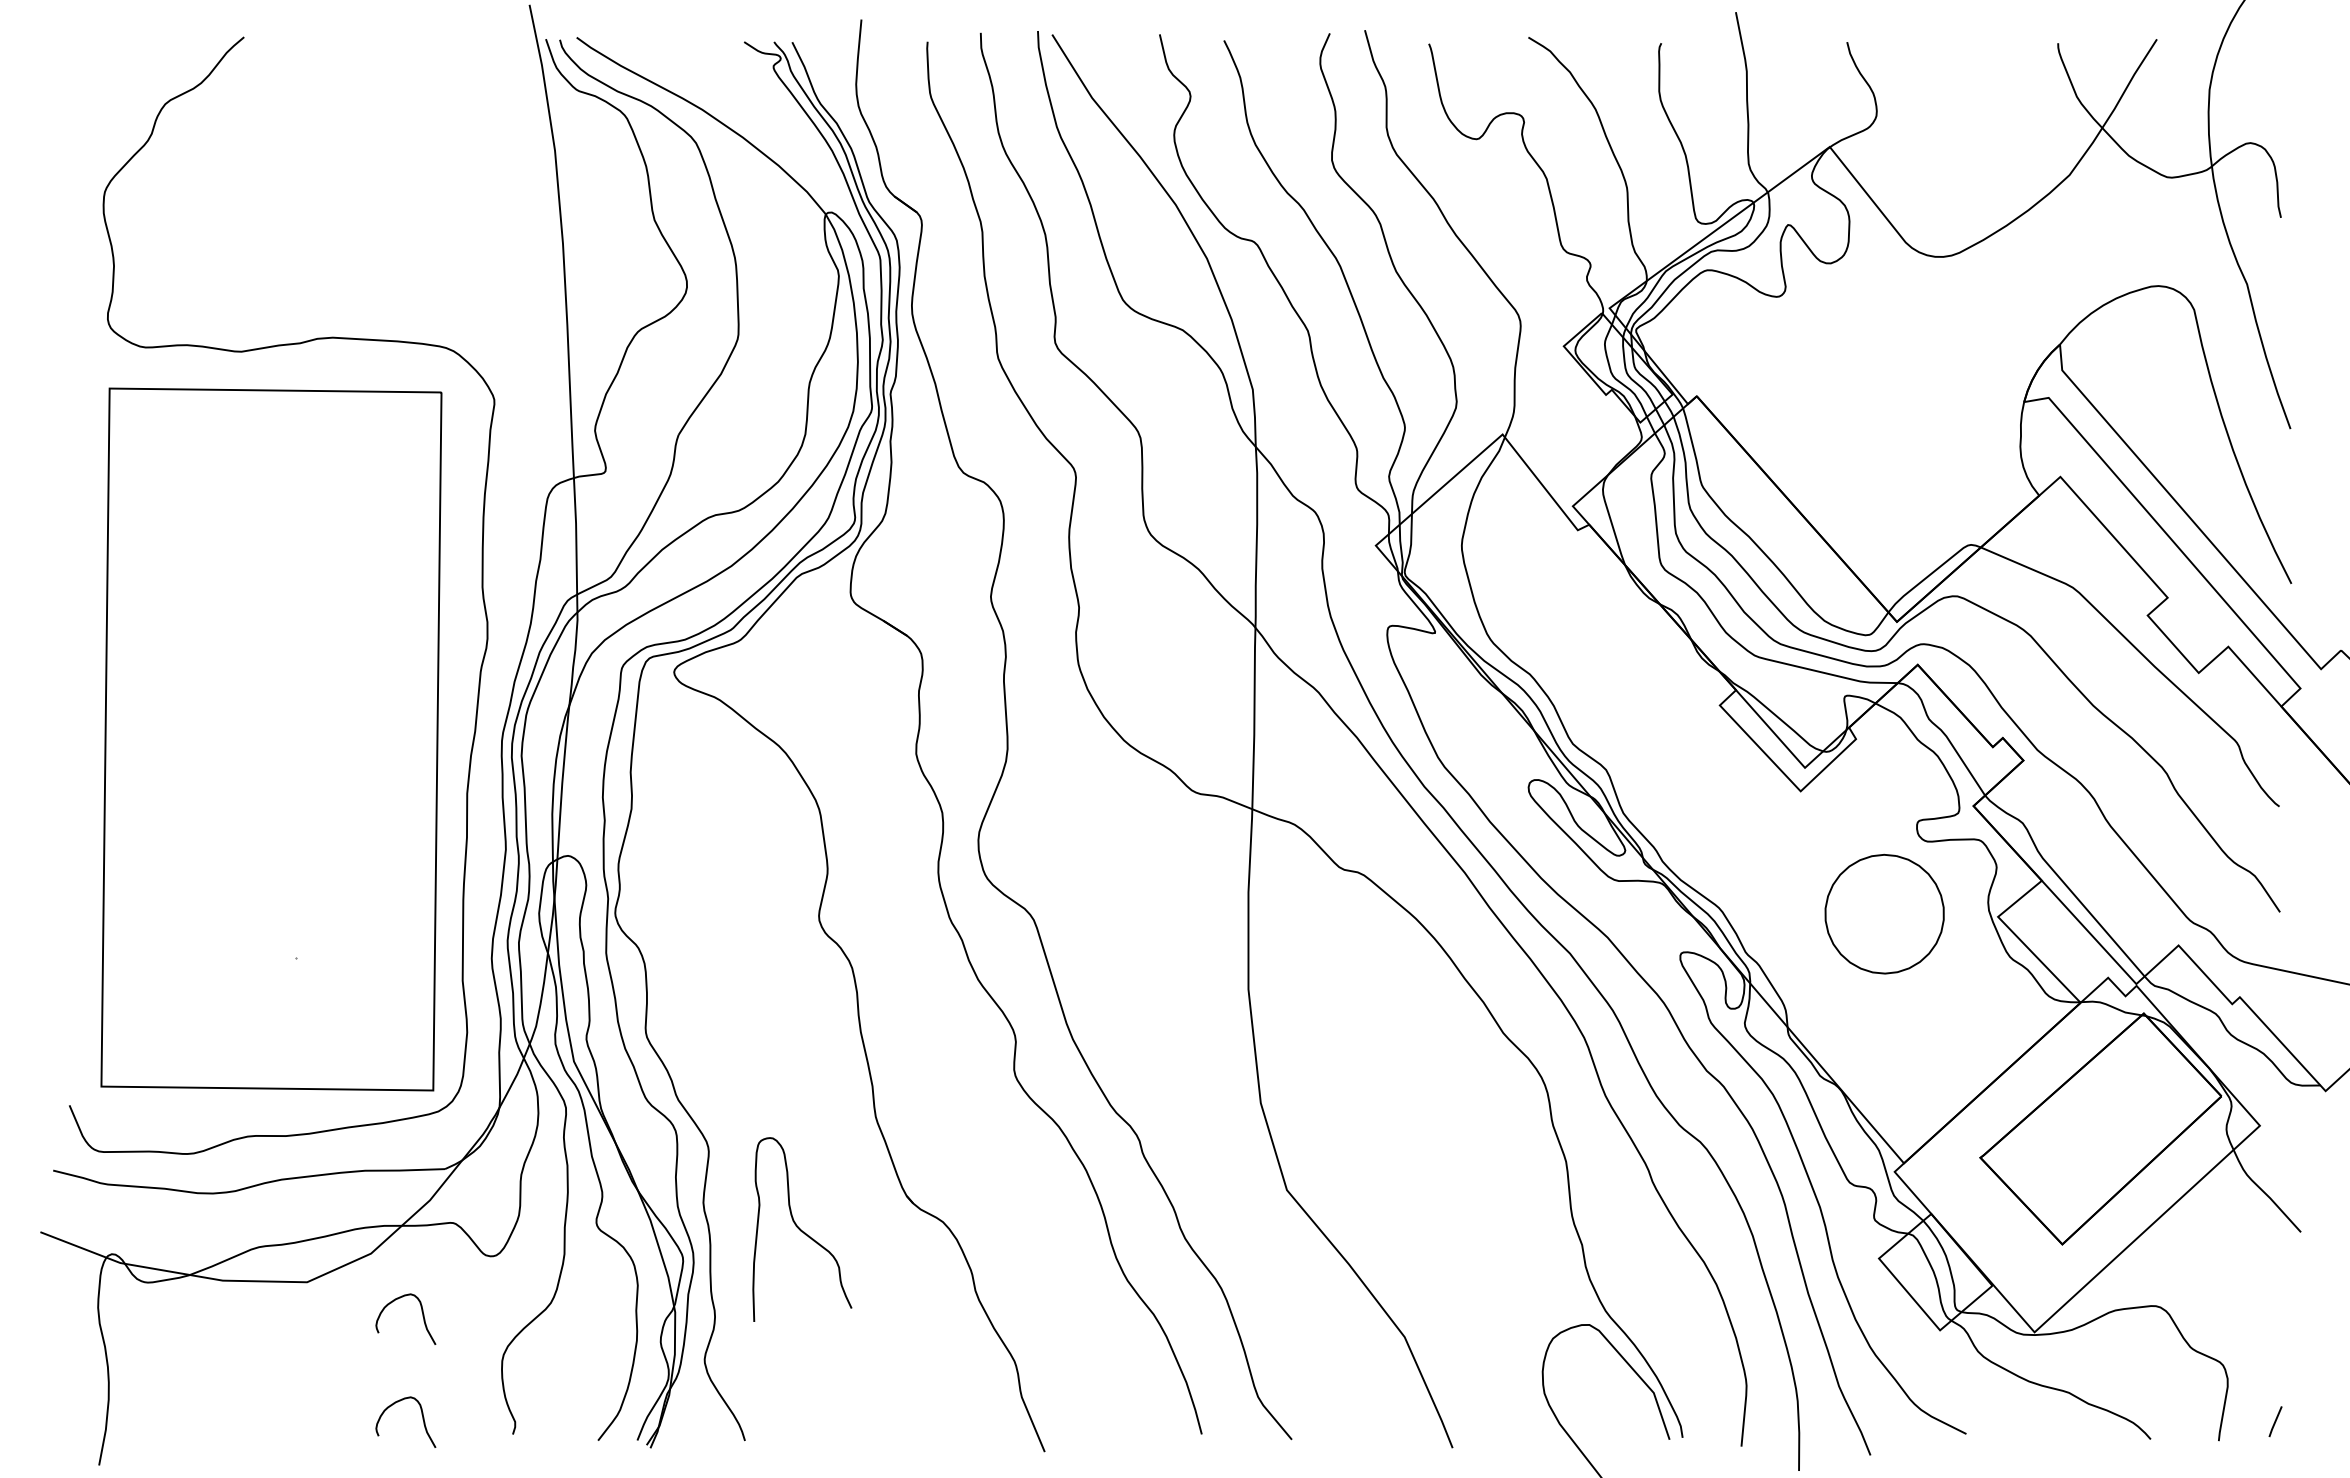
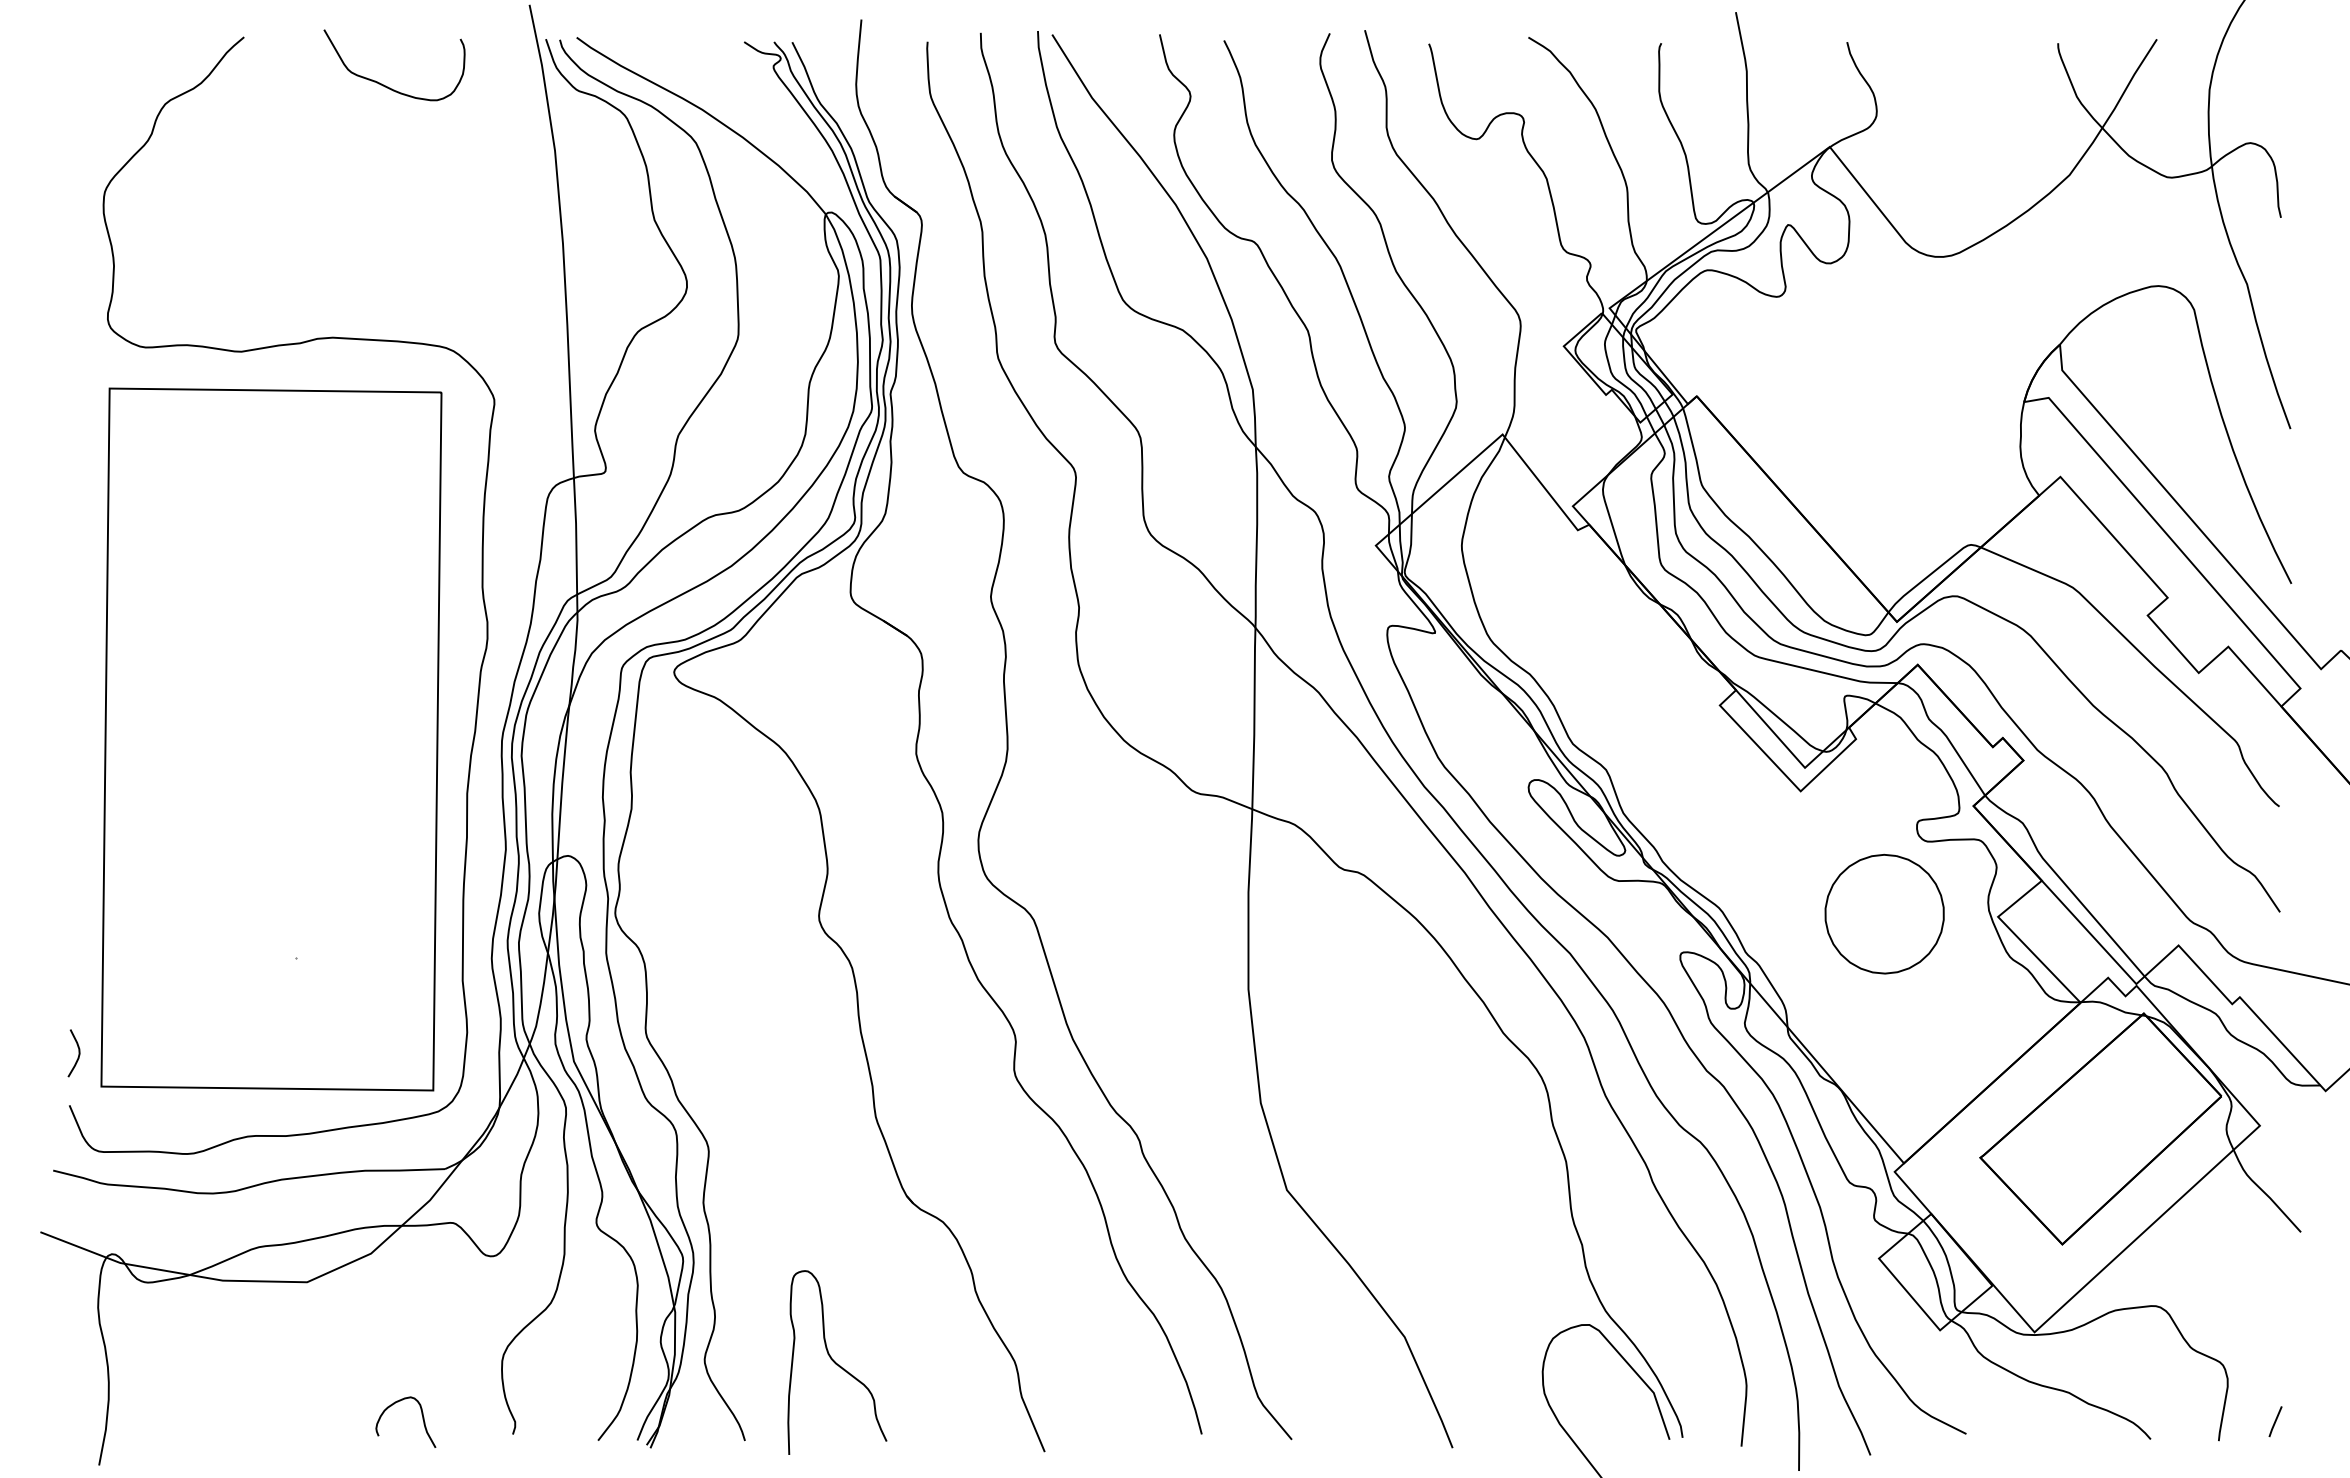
curve: none -> present (388, 86)
curve: none -> present (78, 1053)
curve position: (801, 1229) -> (836, 1362) (836, 1362)
curve: present -> none (422, 1316)
